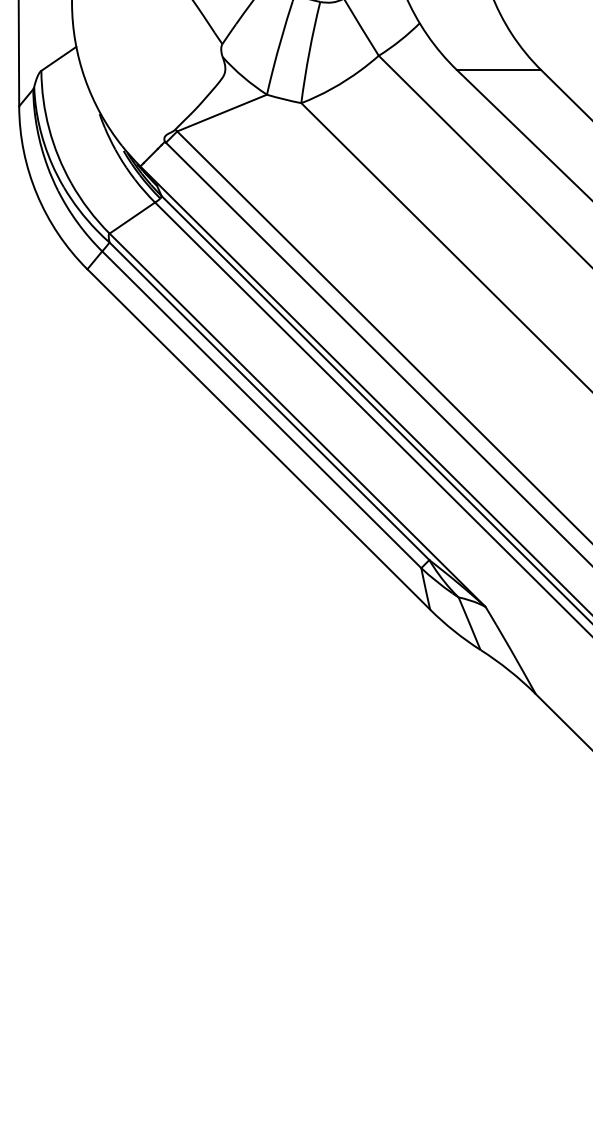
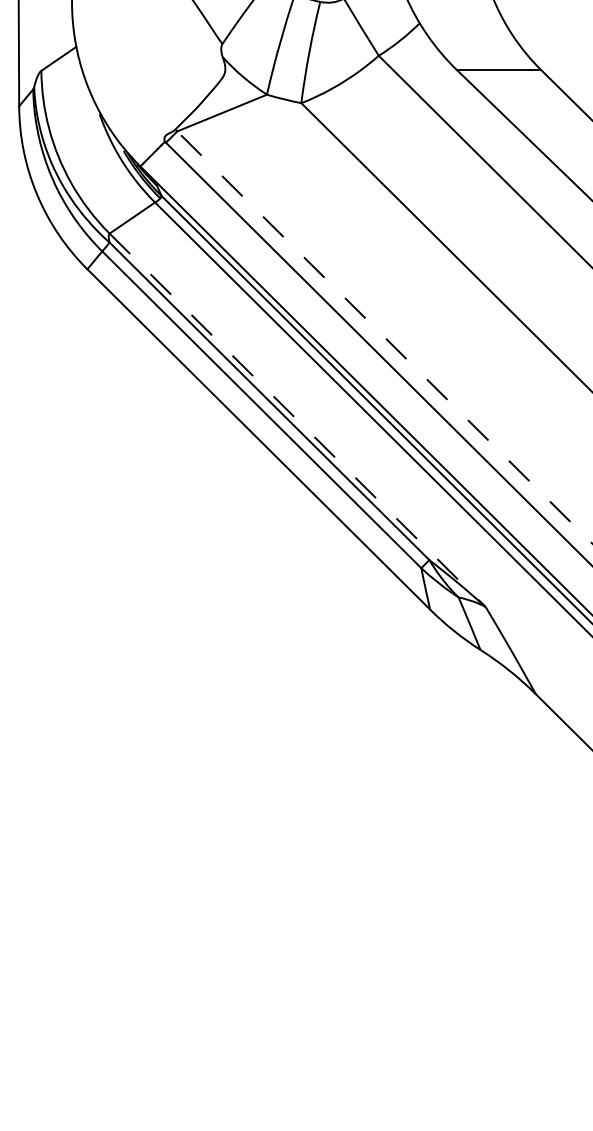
line: solid -> dashed (385, 337)
line: solid -> dashed (297, 420)
